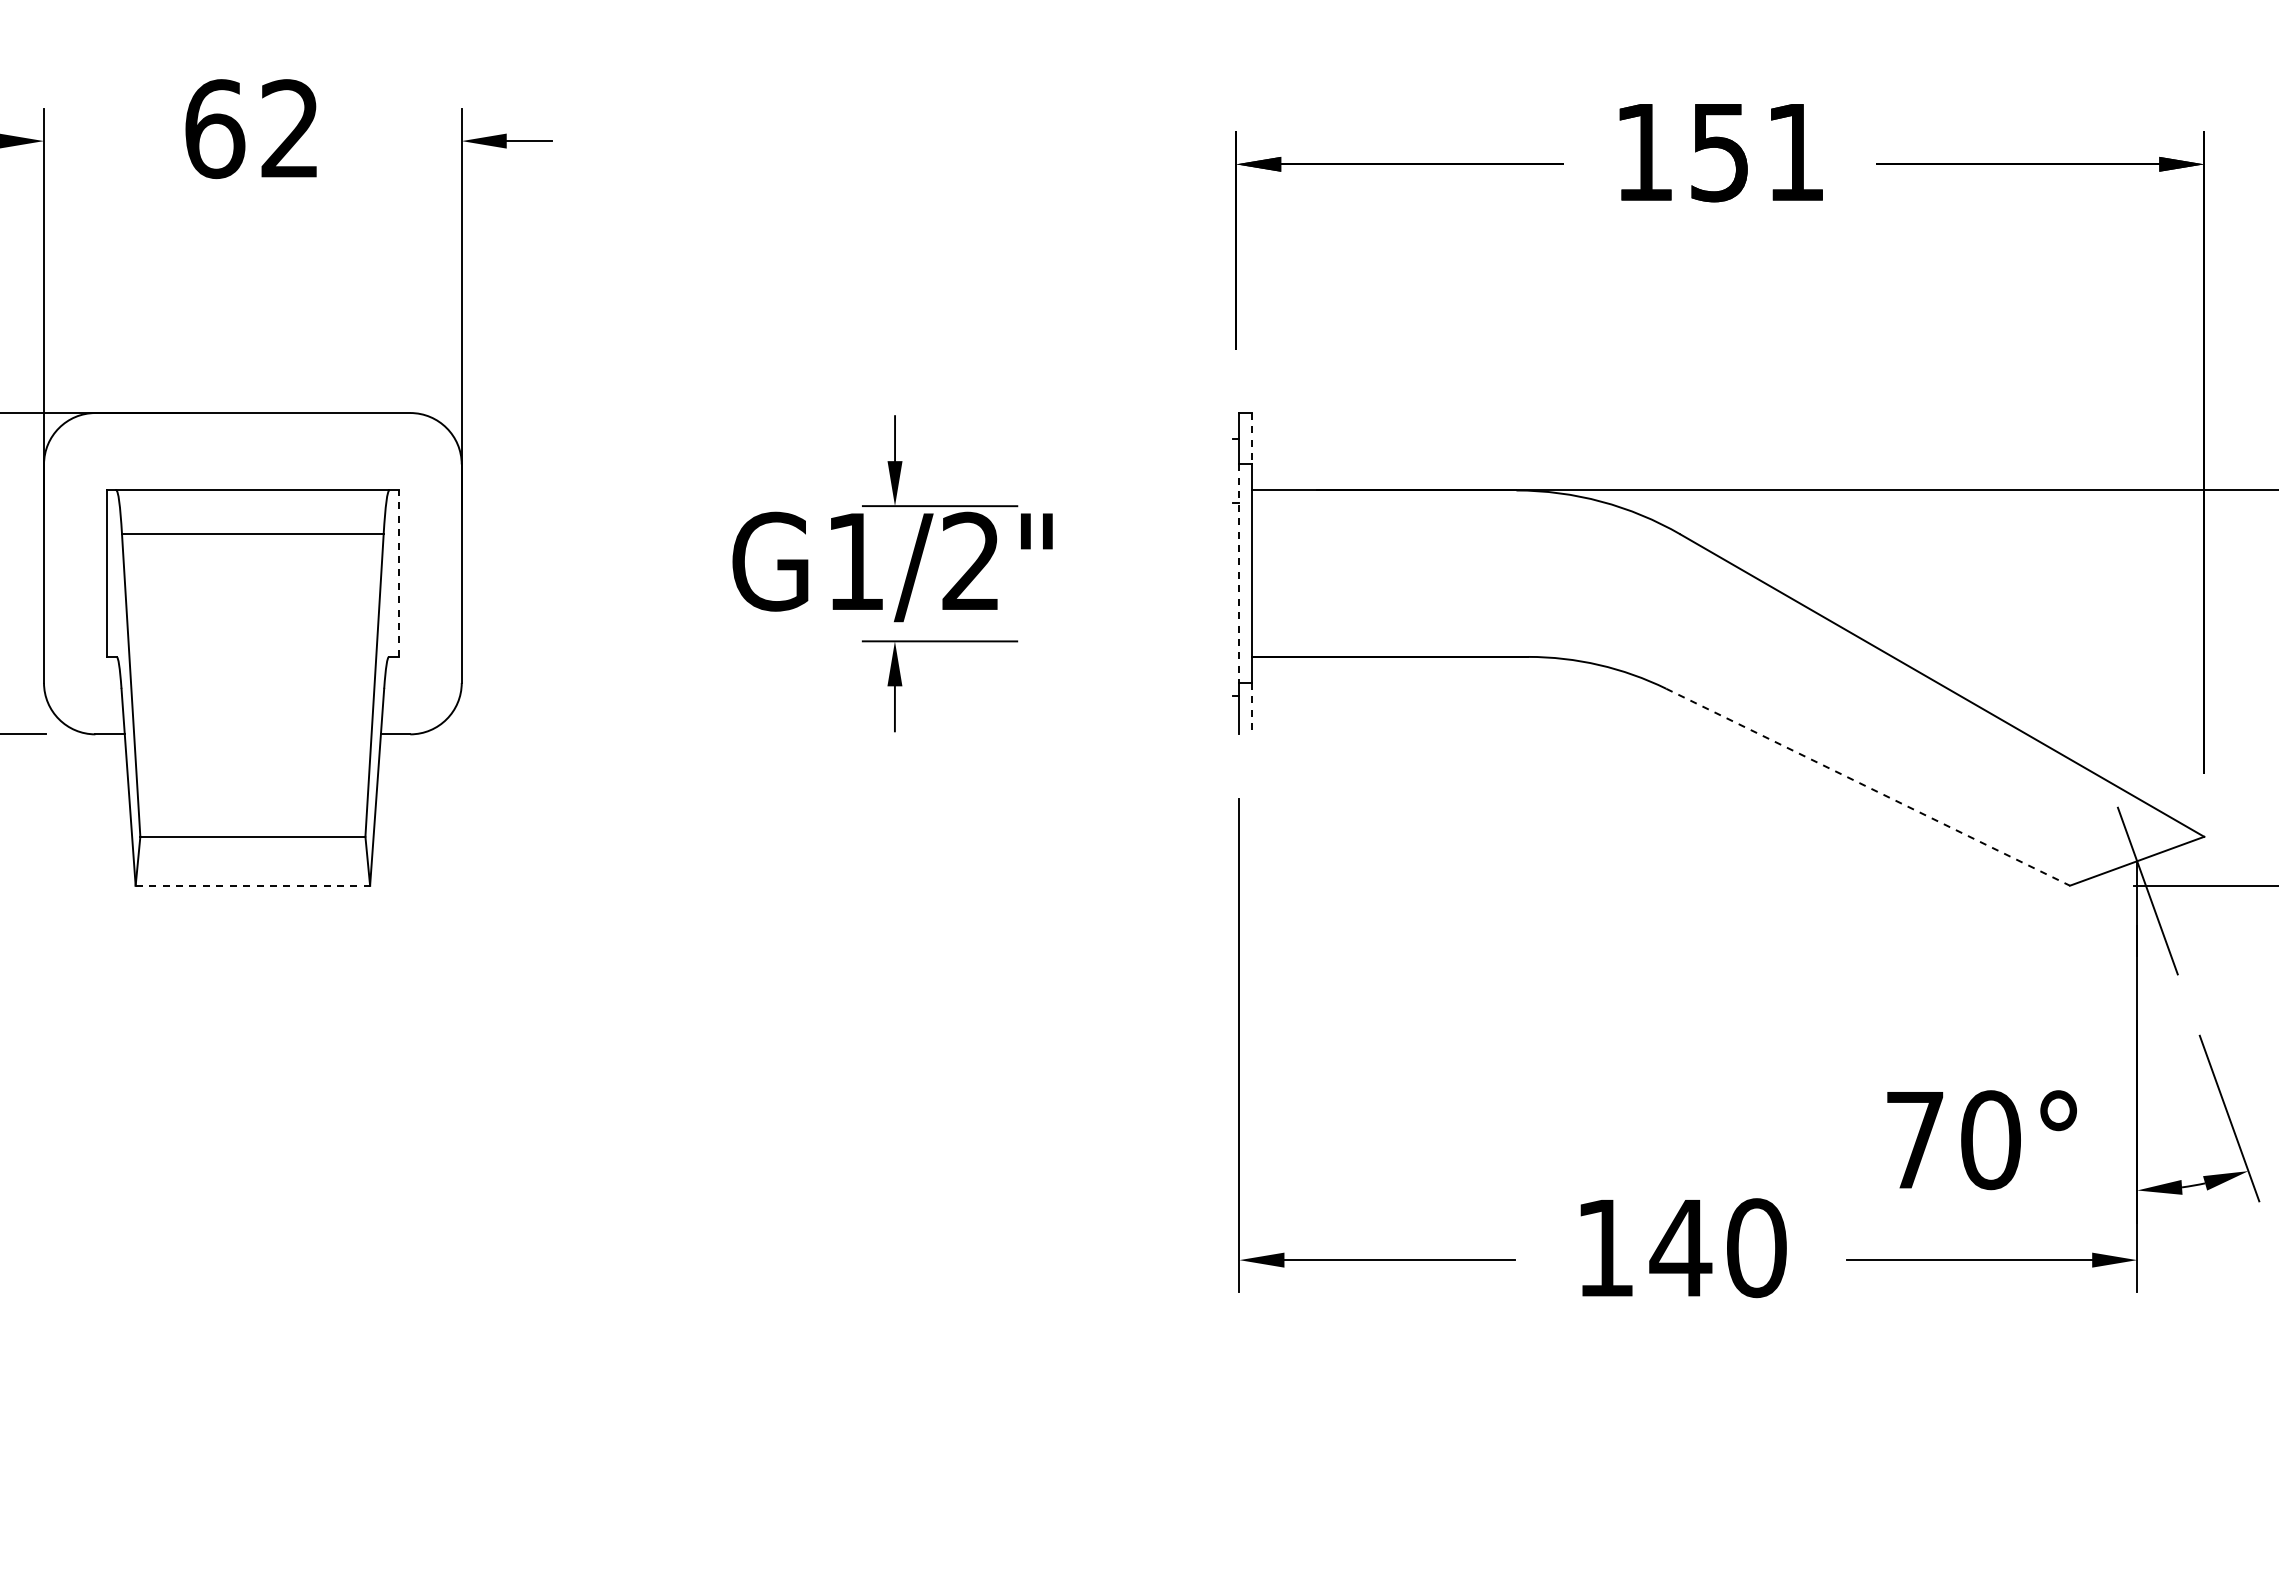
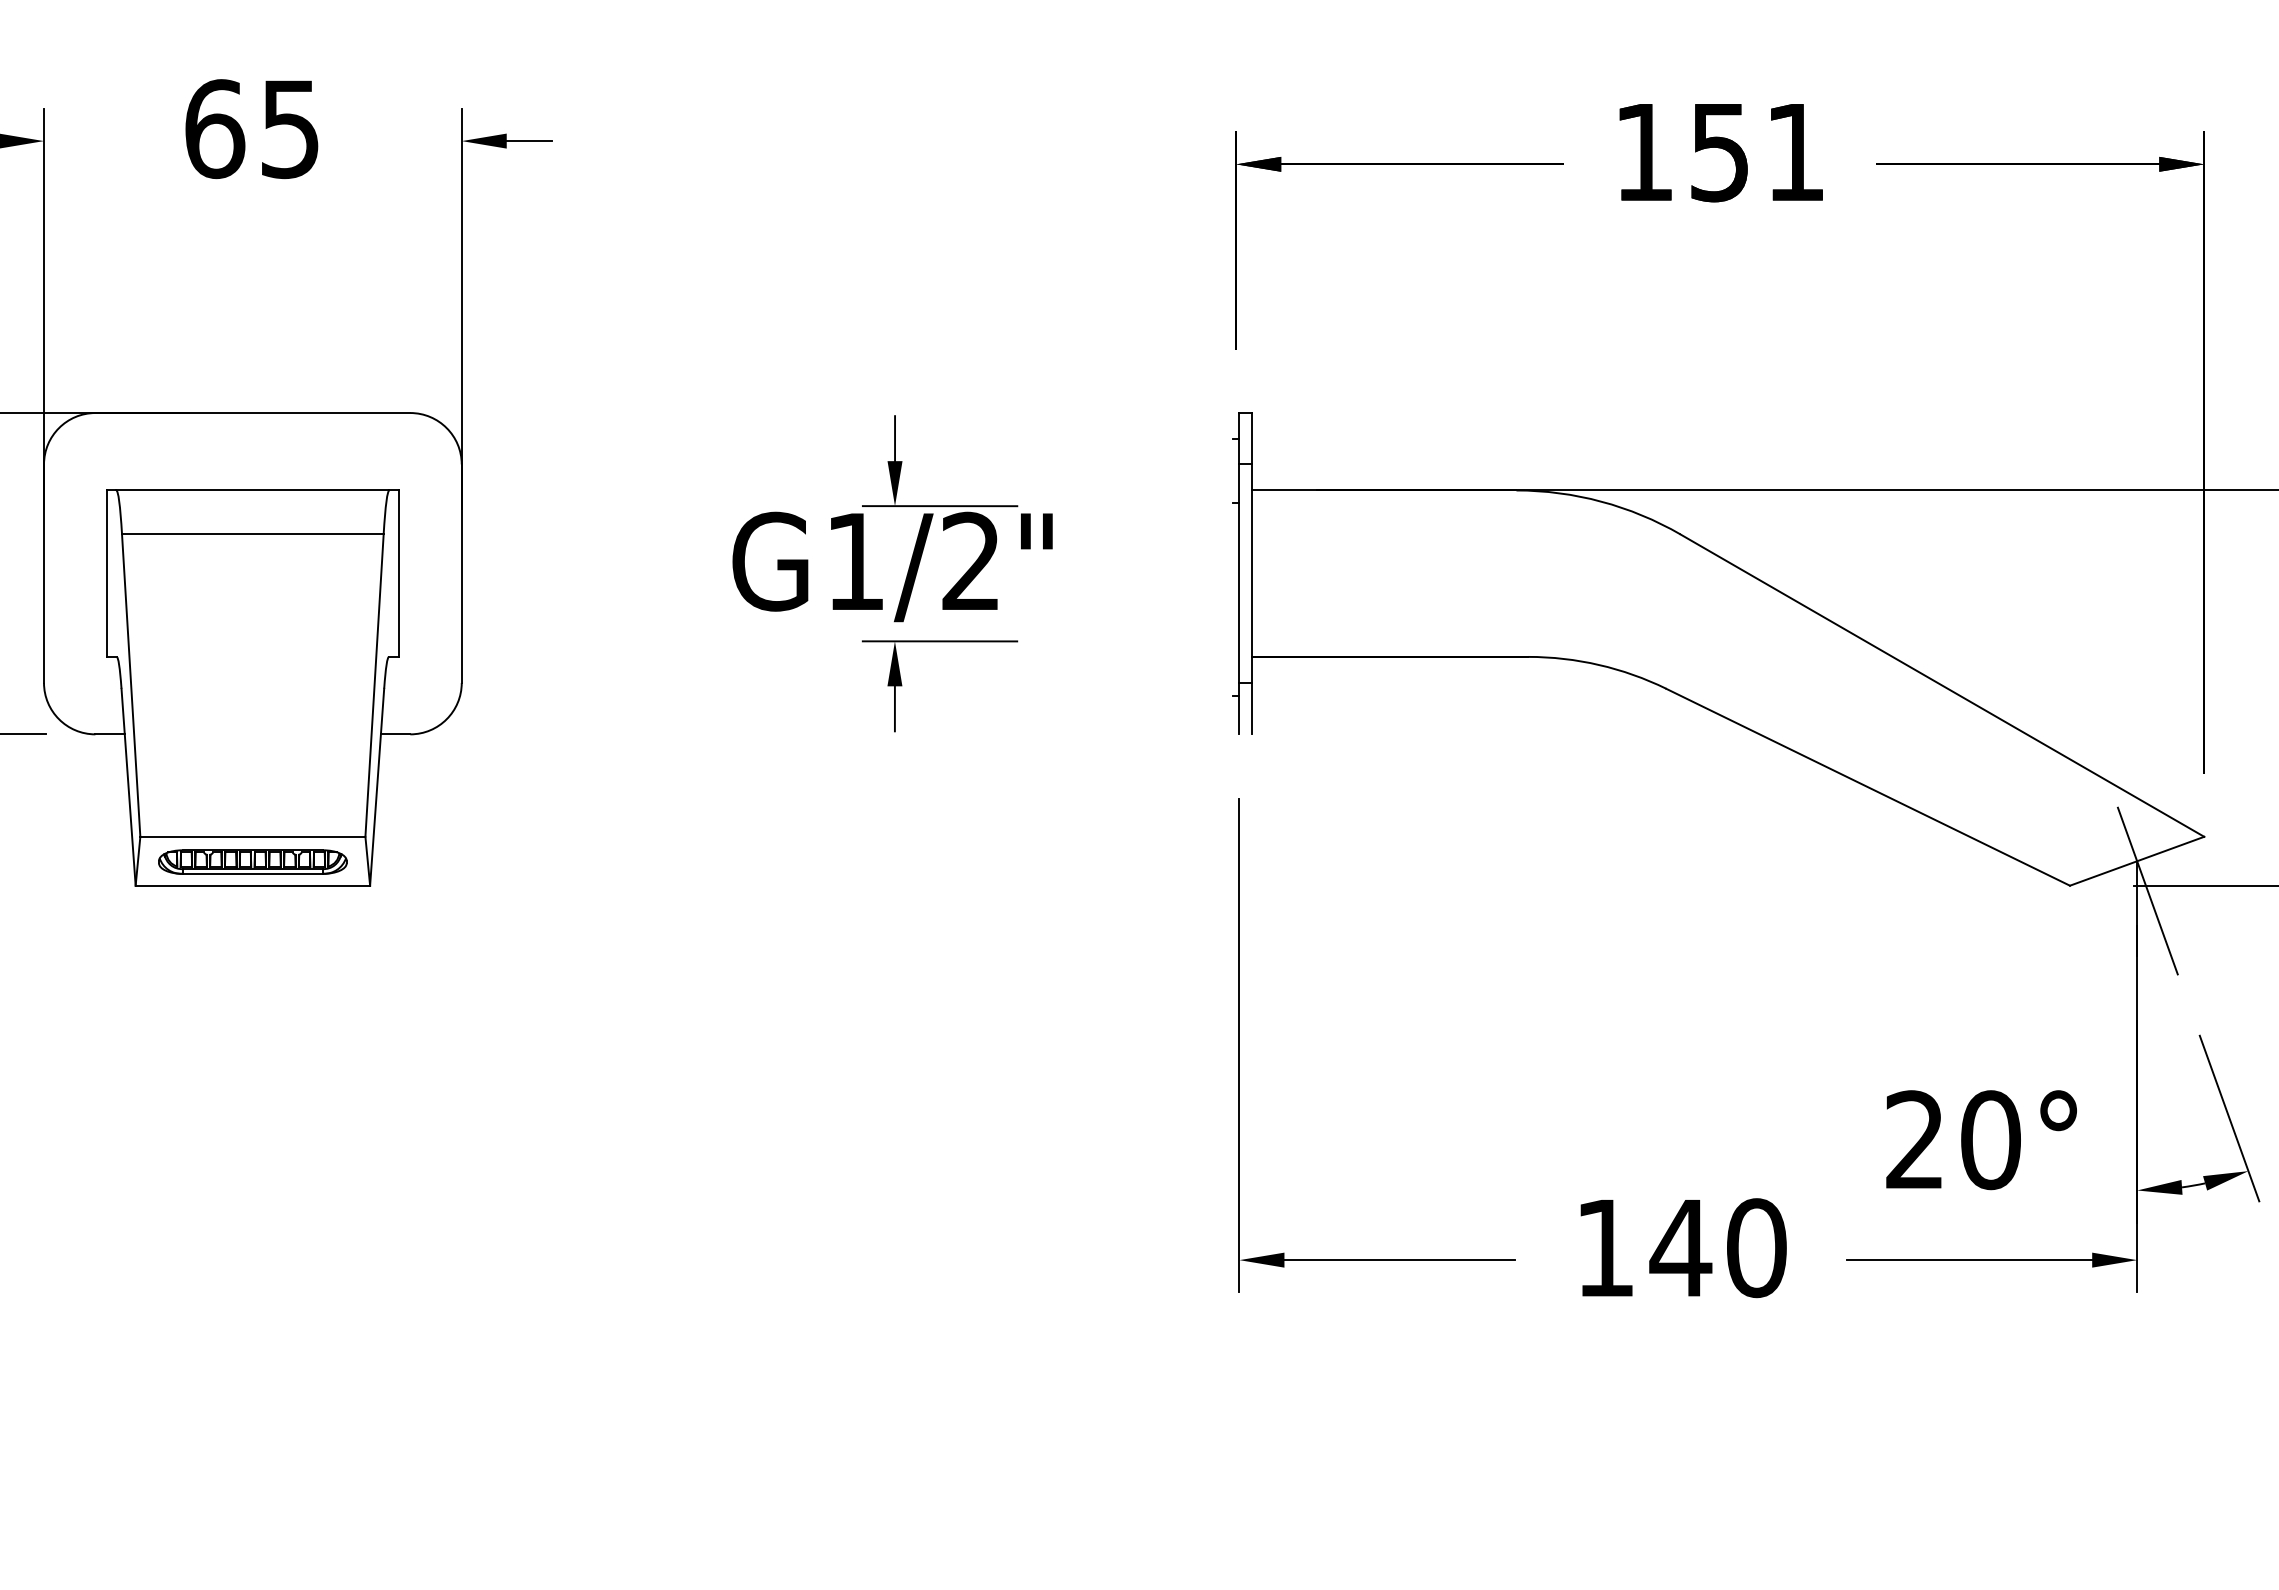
text: 62 -> 65 (289, 129)
line: dashed -> solid (1252, 438)
line: dashed -> solid (398, 573)
line: dashed -> solid (1239, 574)
line: dashed -> solid (1252, 708)
line: dashed -> solid (1868, 787)
part: none -> present (252, 861)
line: dashed -> solid (253, 885)
text: 70° -> 20° (1914, 1139)
